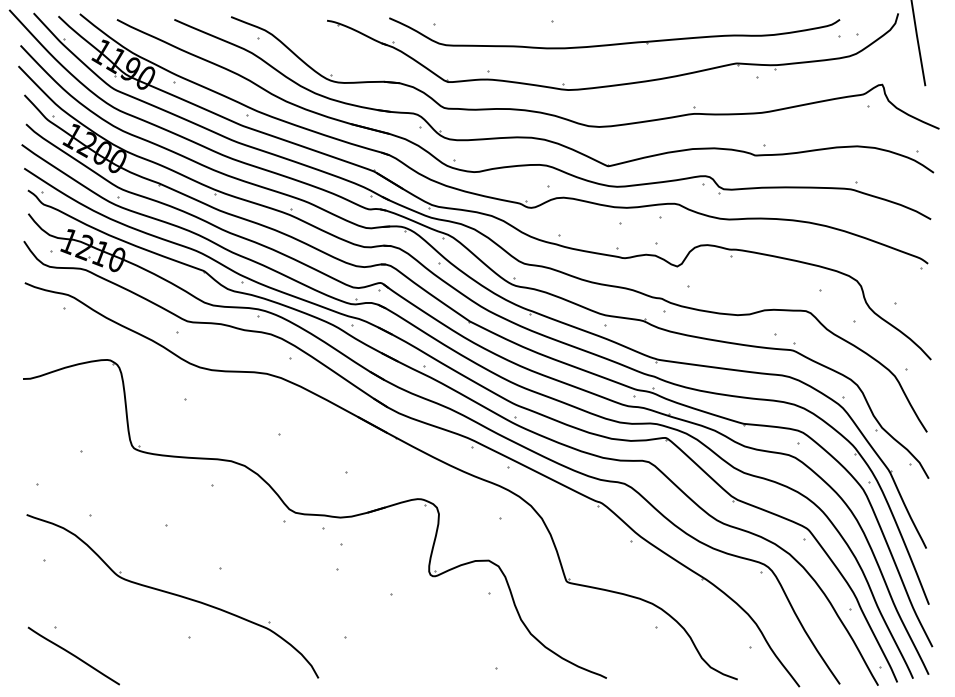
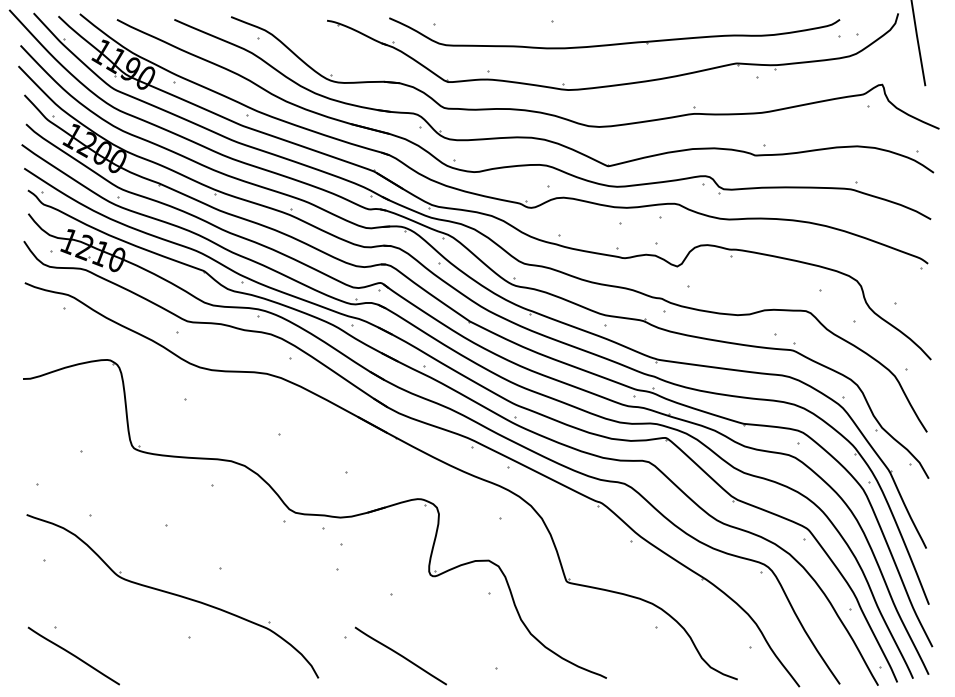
line: none -> present (400, 655)
